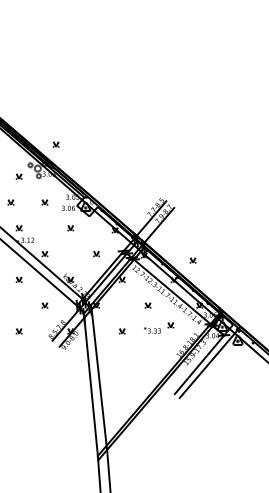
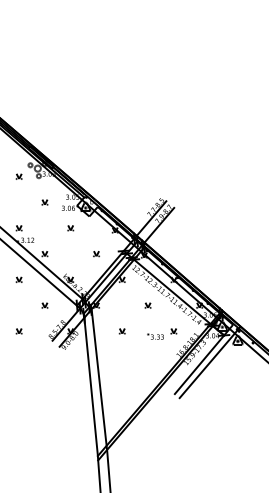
part: present -> none (55, 144)
part: present -> none (10, 202)
part: present -> none (192, 260)
part position: (159, 327) -> (162, 333) (162, 333)
